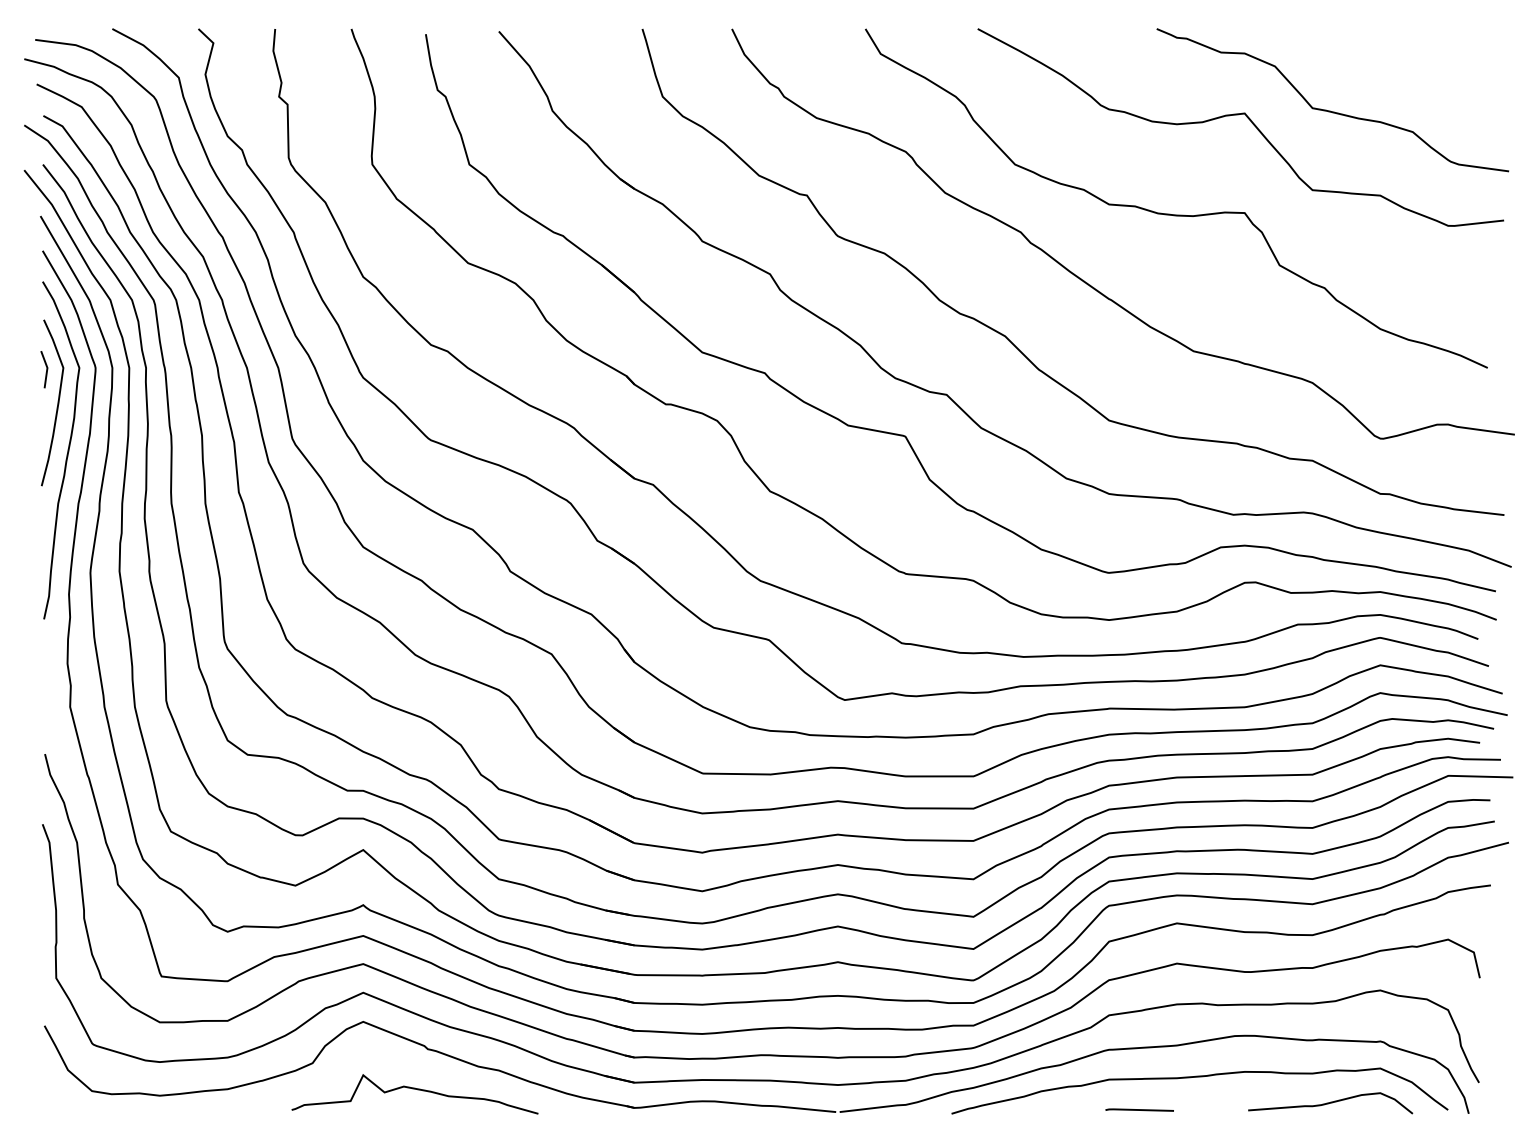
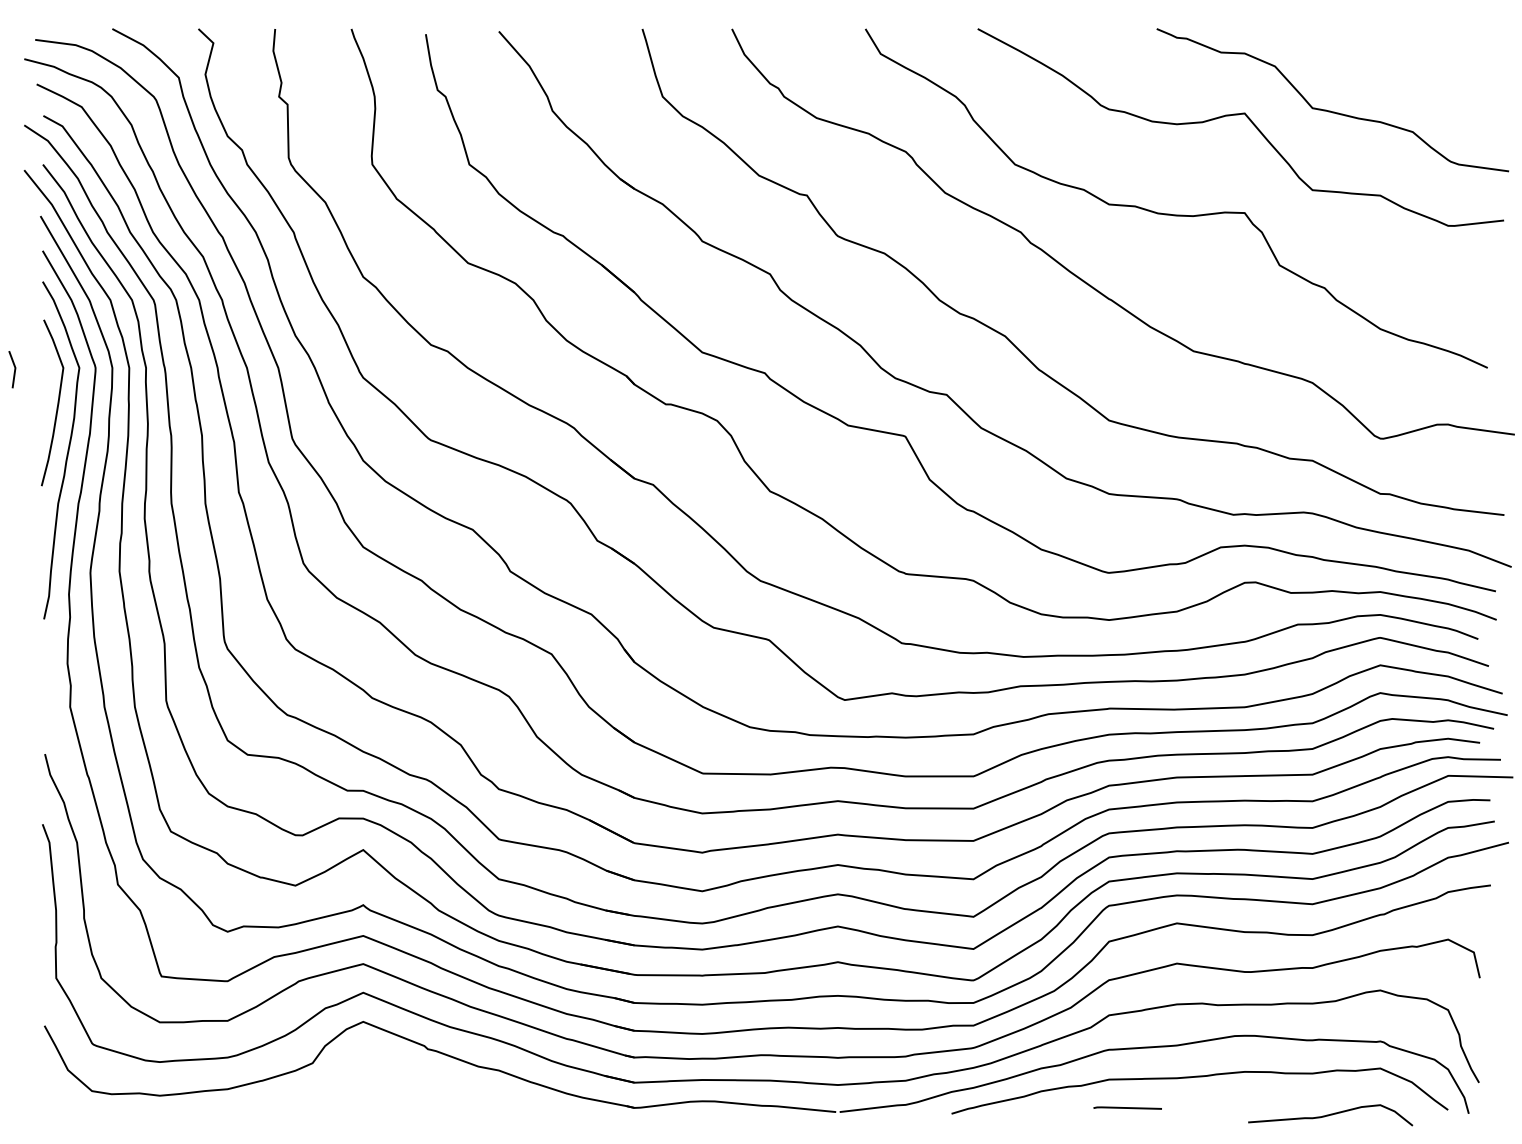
line position: (46, 369) -> (14, 369) (14, 369)
curve: present -> none (414, 1089)
curve position: (1330, 1103) -> (1330, 1115) (1330, 1115)
line position: (1139, 1109) -> (1127, 1107) (1127, 1107)
